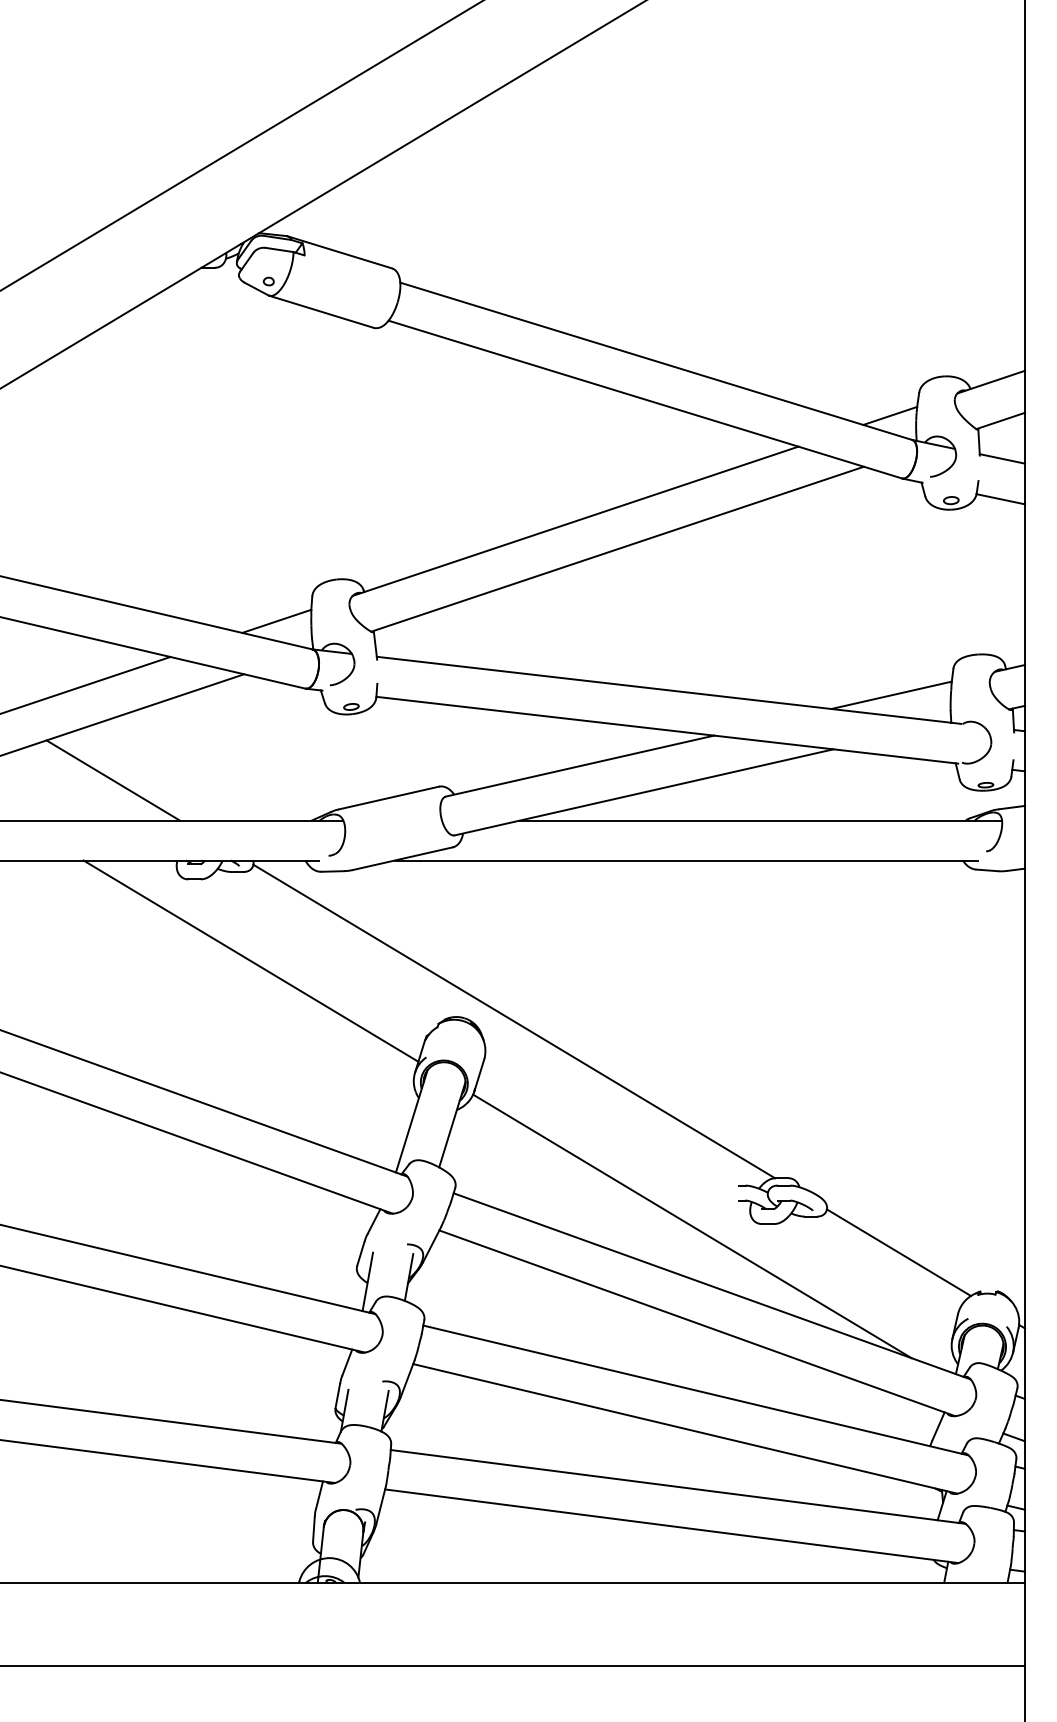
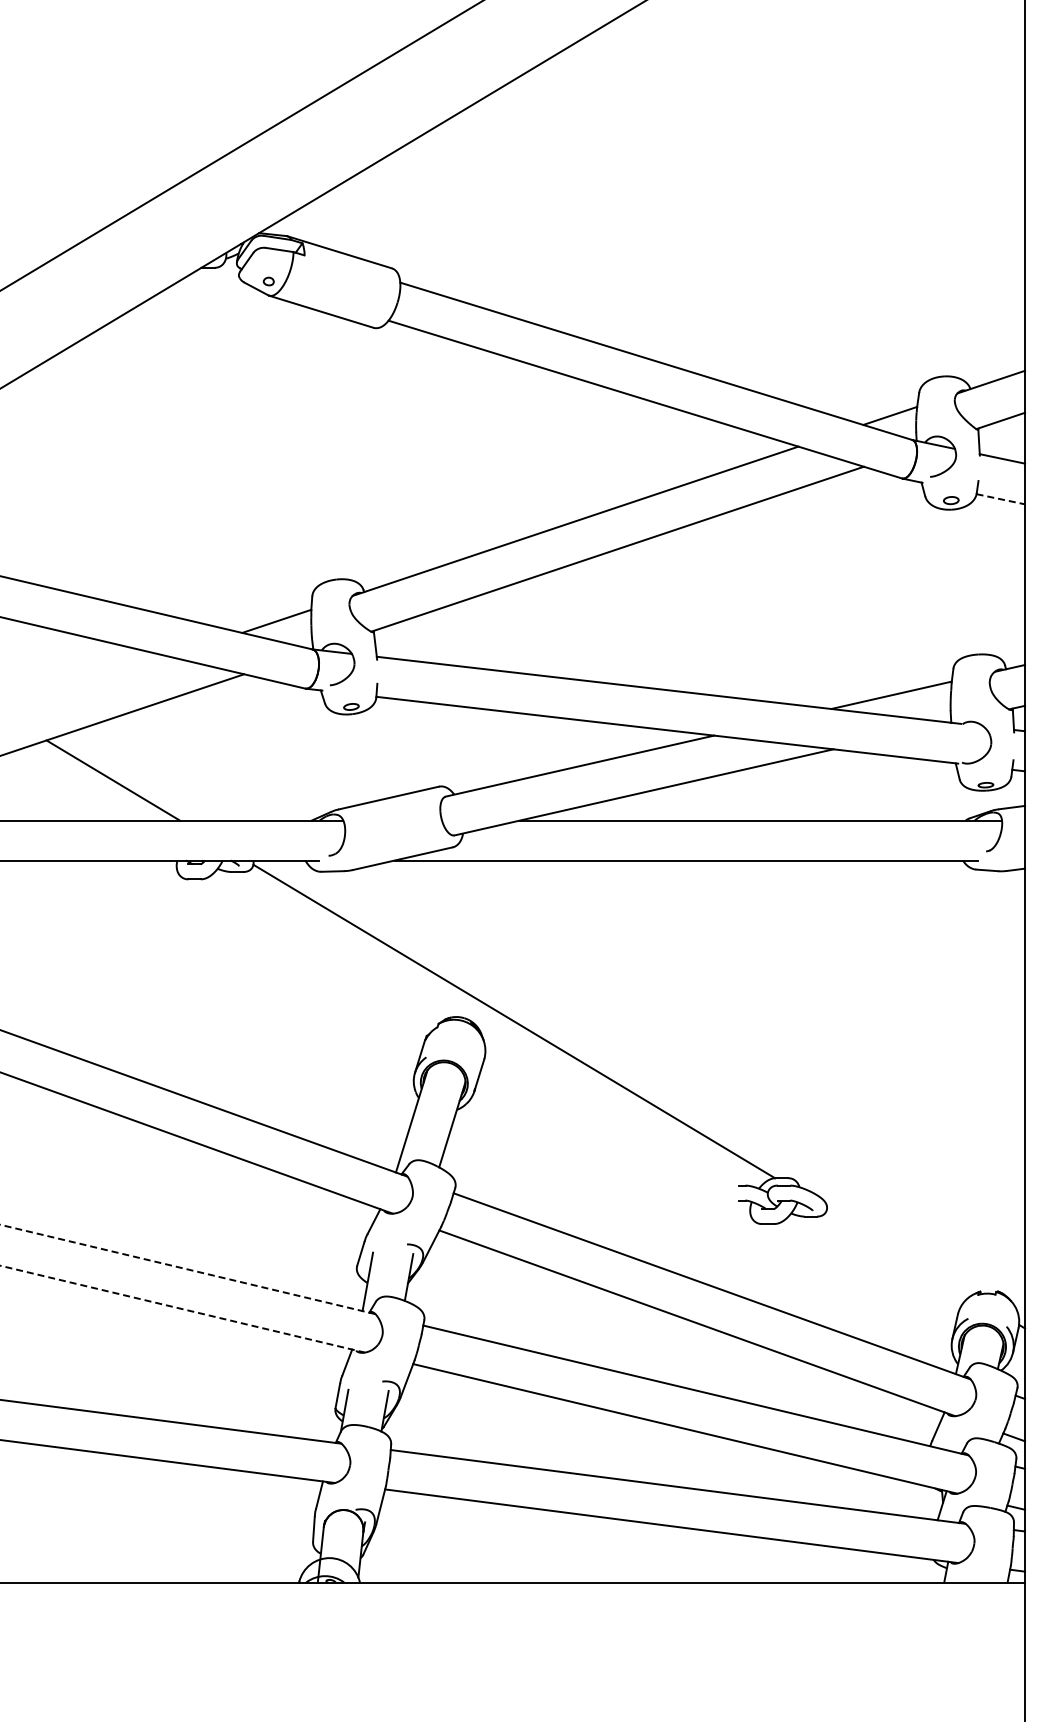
line: solid -> dashed (1000, 499)
line: present -> none (86, 684)
line: present -> none (250, 960)
line: present -> none (692, 1226)
line: present -> none (898, 1252)
line: solid -> dashed (187, 1269)
line: solid -> dashed (183, 1309)
line: present -> none (513, 1666)
